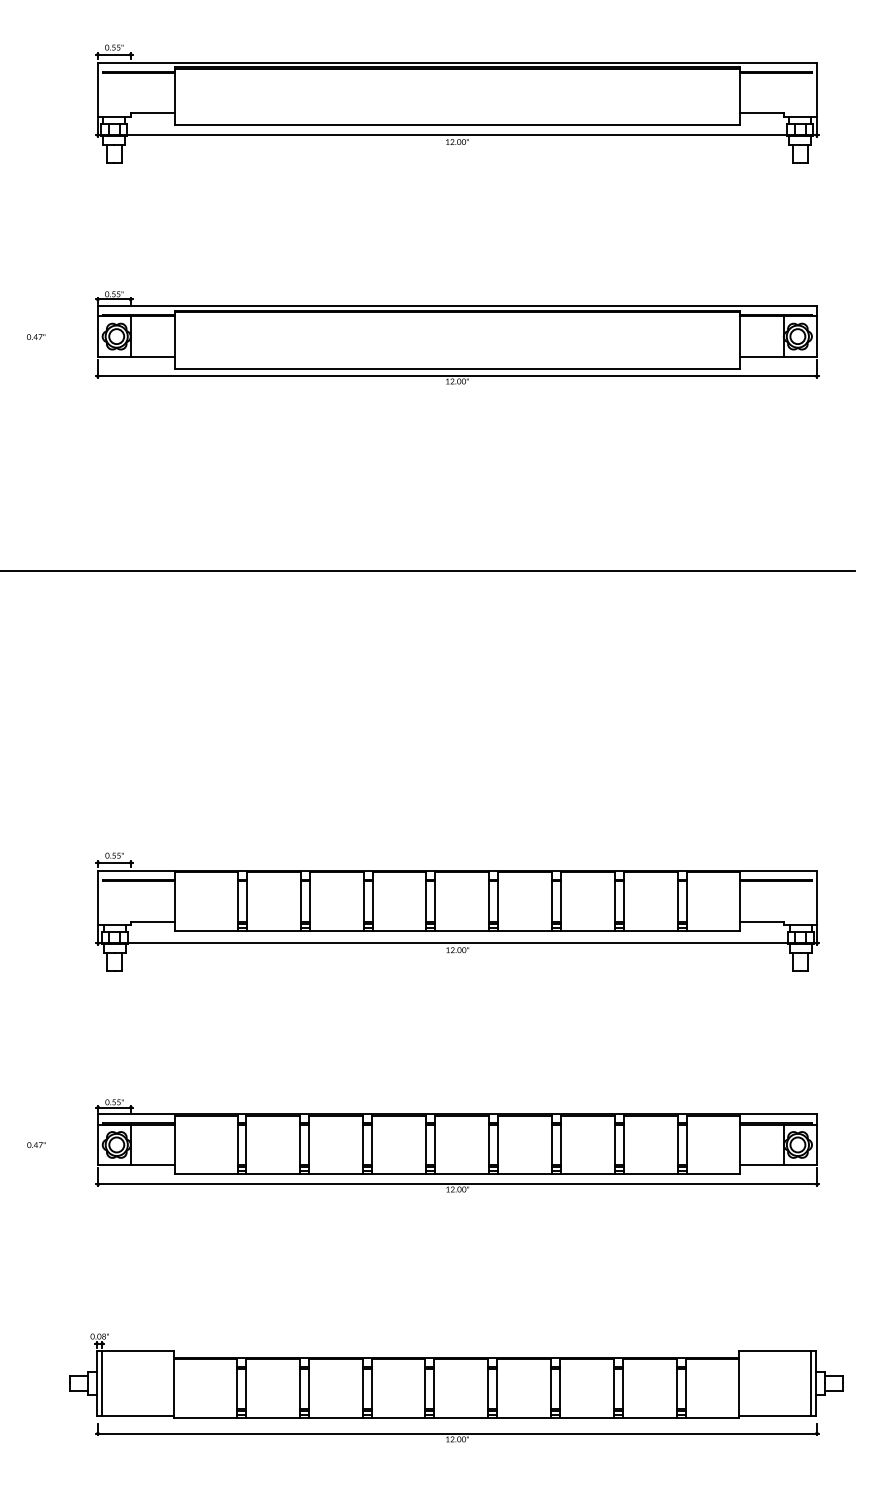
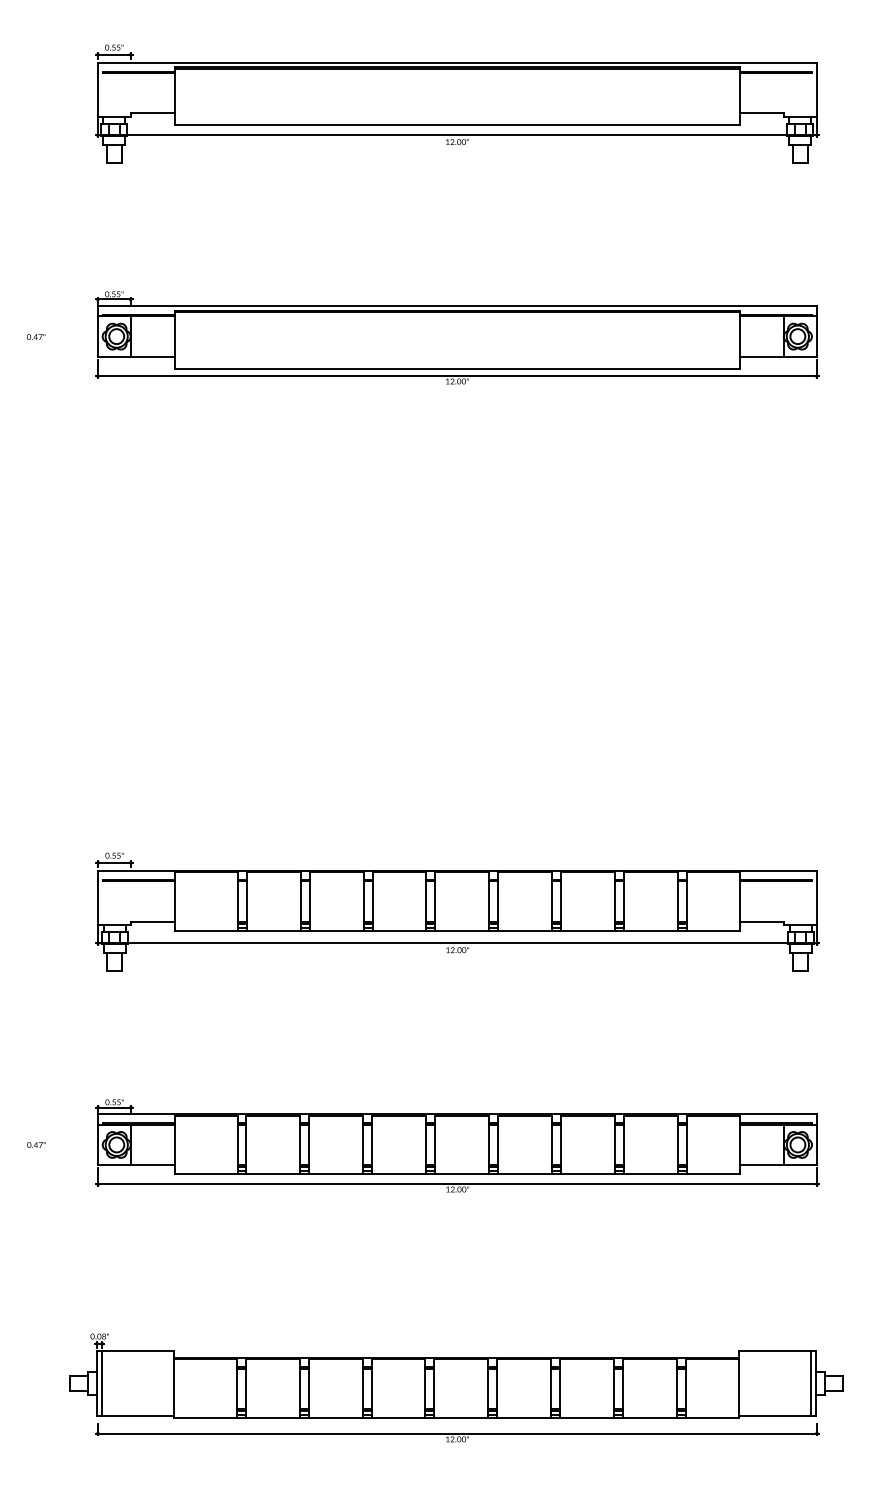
line: present -> none (428, 570)
